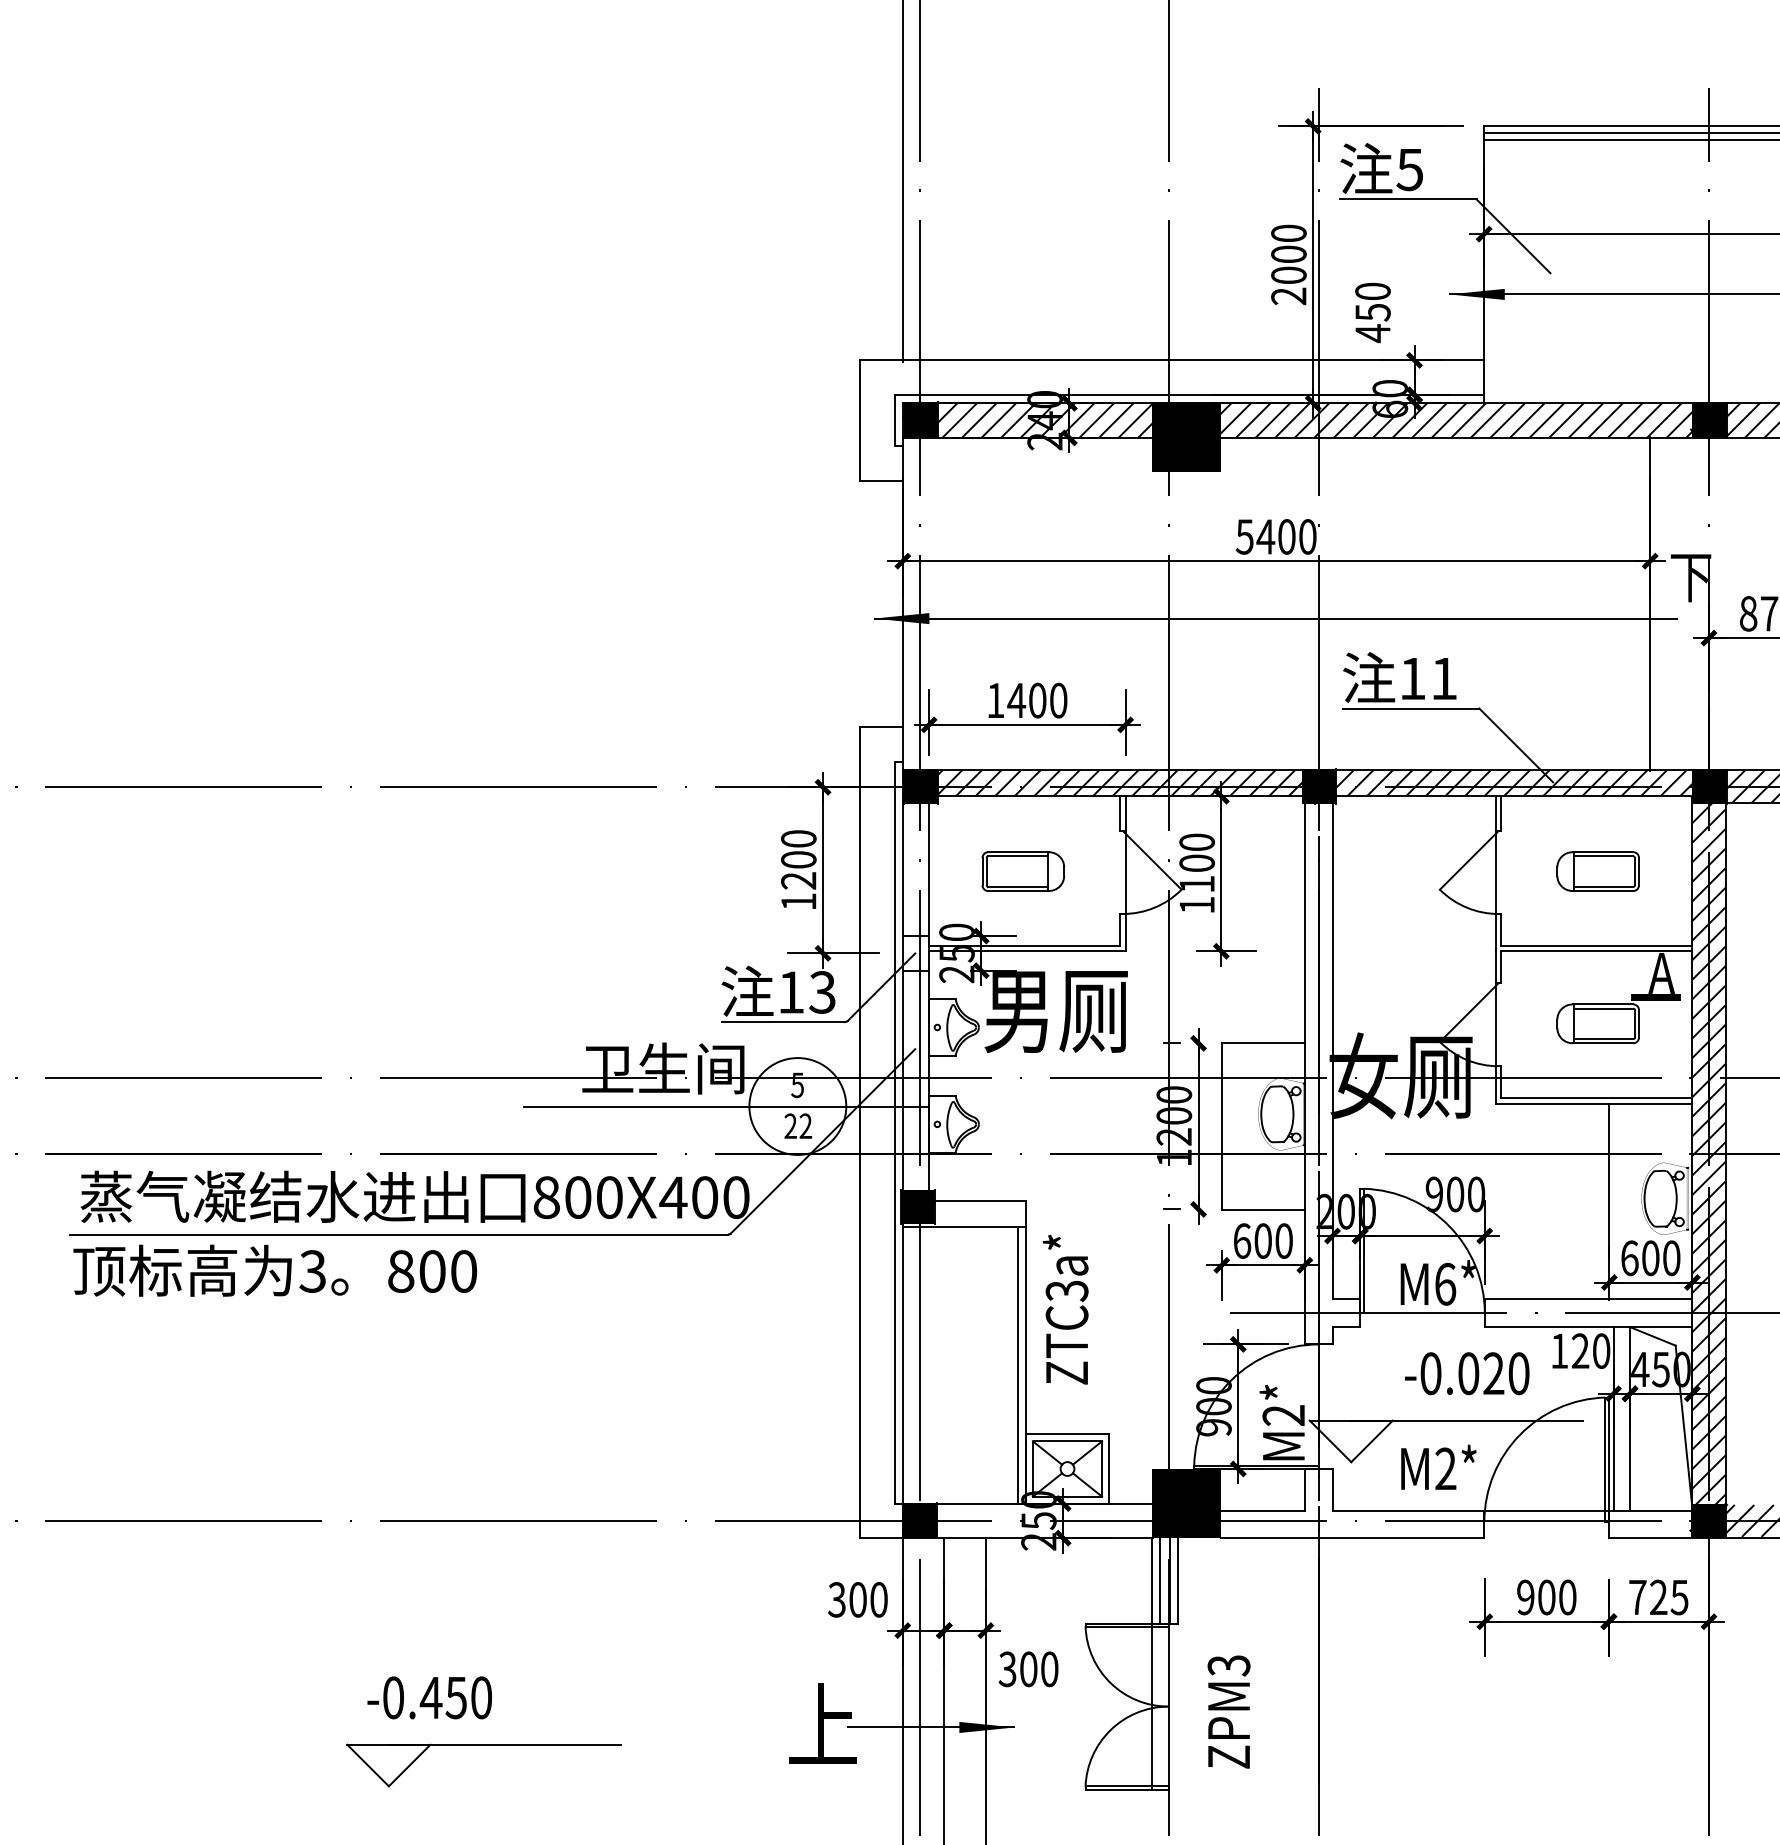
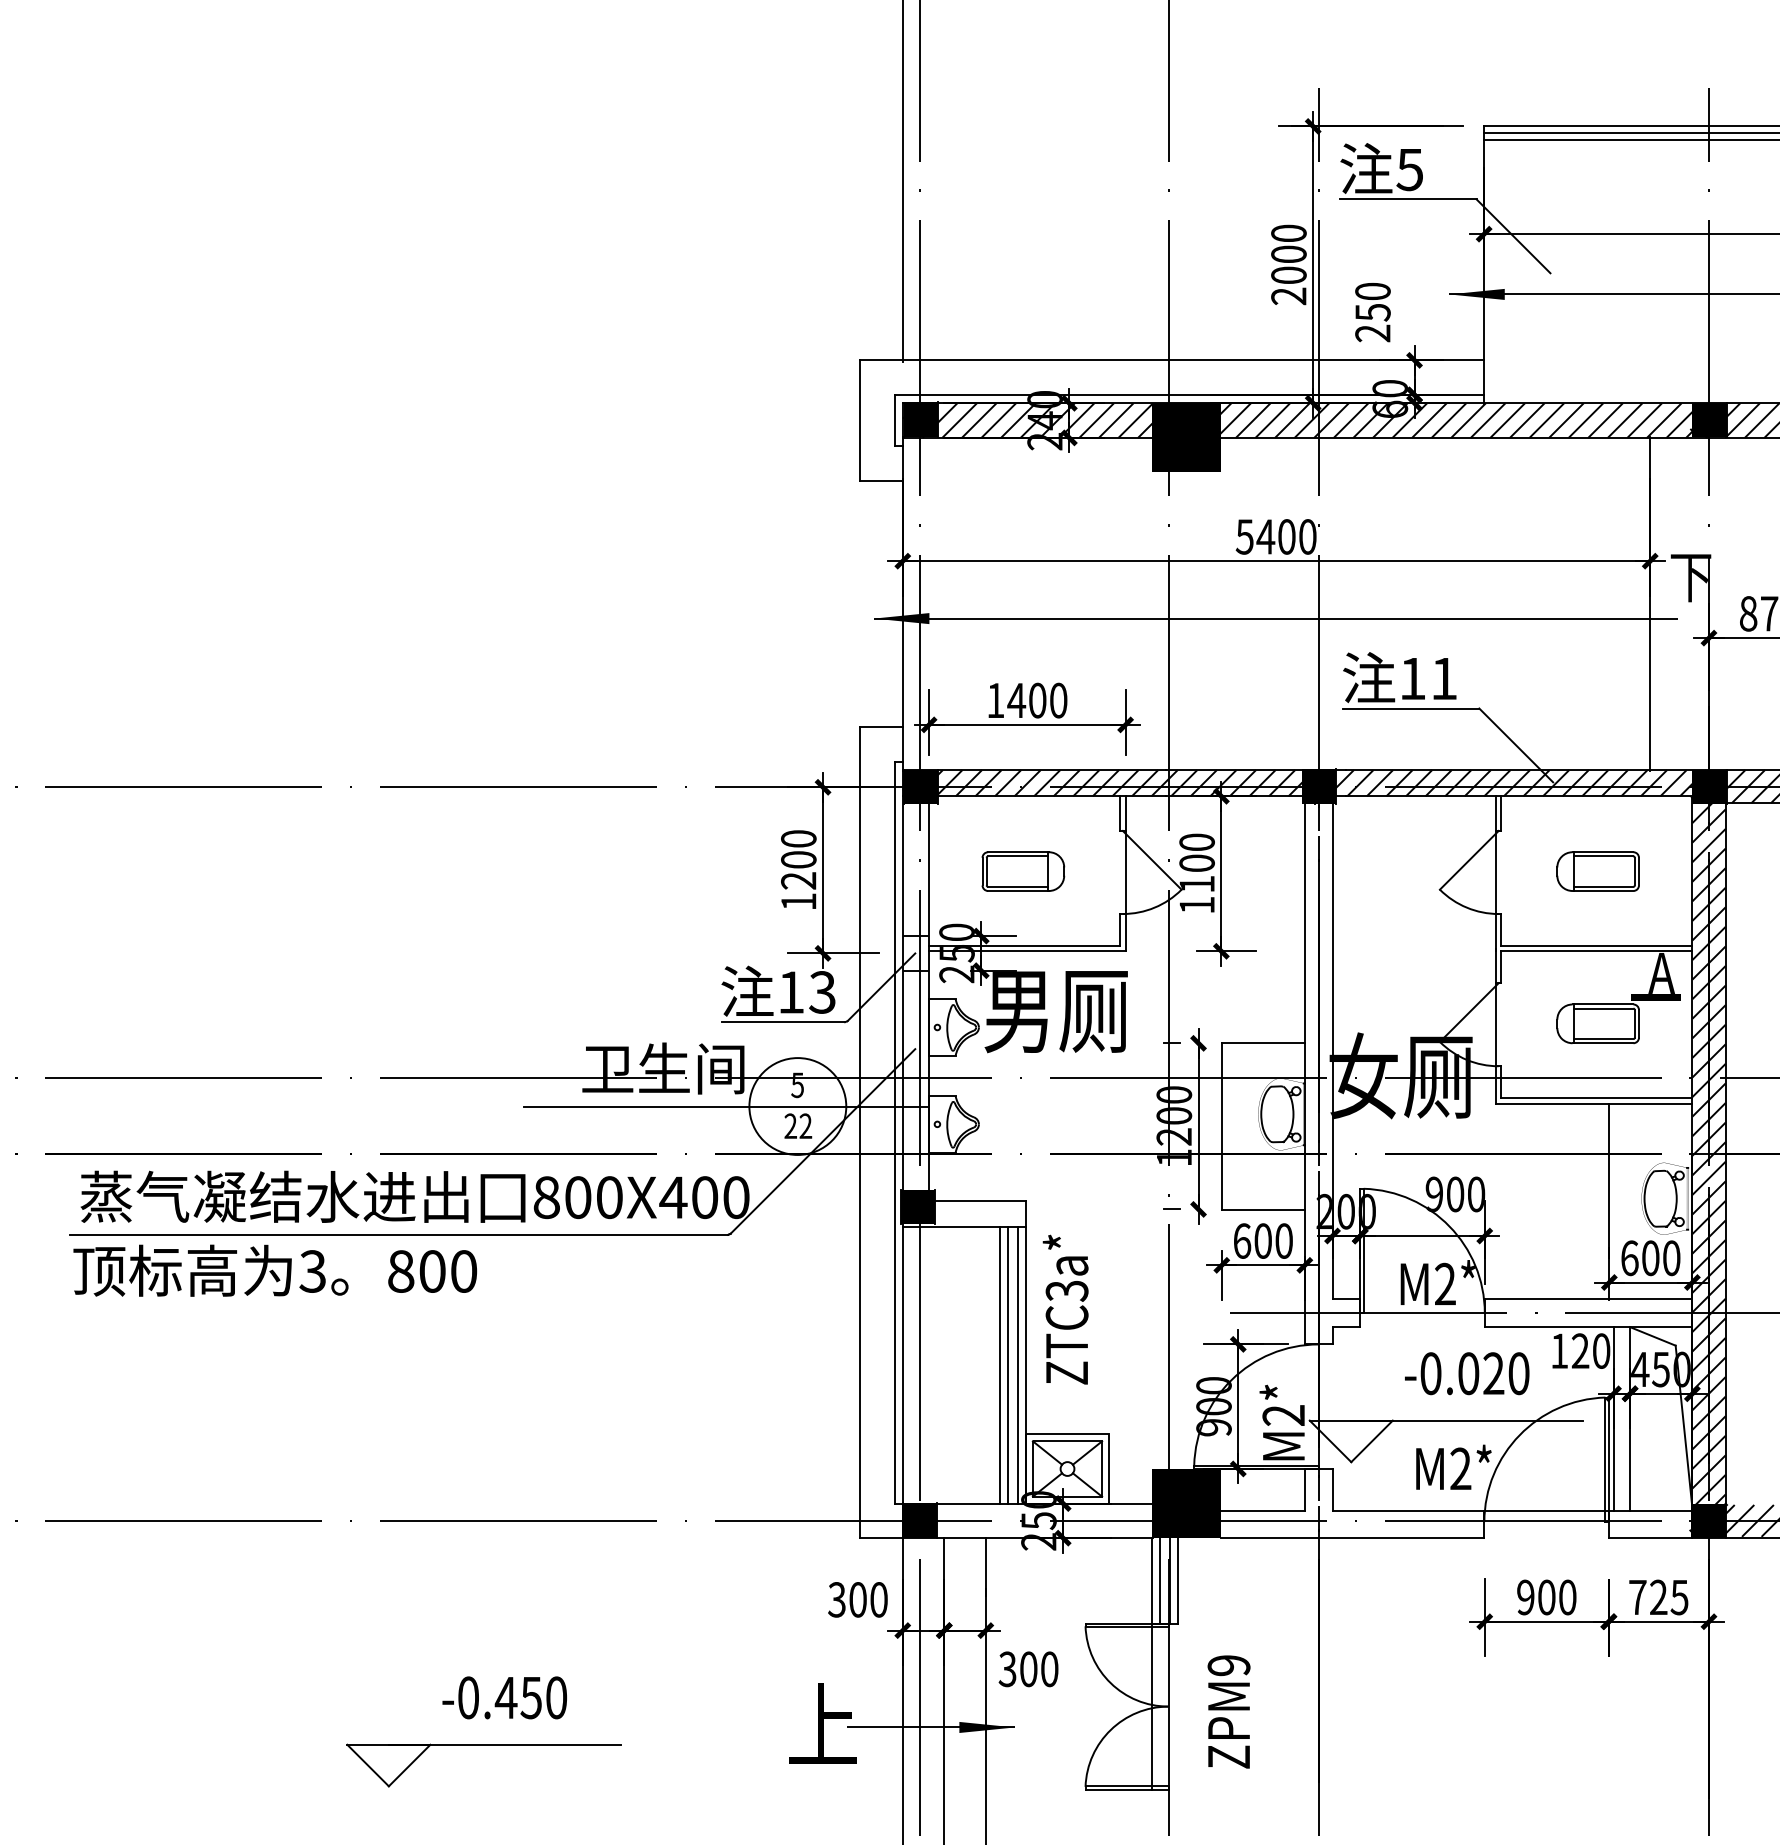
text: 450 -> 250 (1372, 333)
text: M6* -> M2* (1445, 1283)
line: none -> present (999, 1364)
line: none -> present (1008, 1364)
text position: (1438, 1466) -> (1453, 1466) (1453, 1466)
text: ZPM3 -> ZPM9 (1228, 1665)
text position: (429, 1697) -> (504, 1697) (504, 1697)
